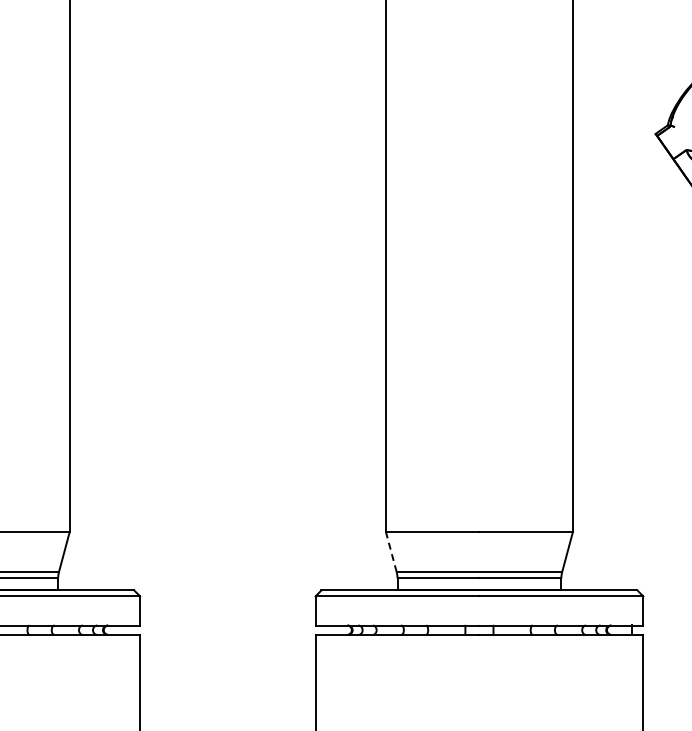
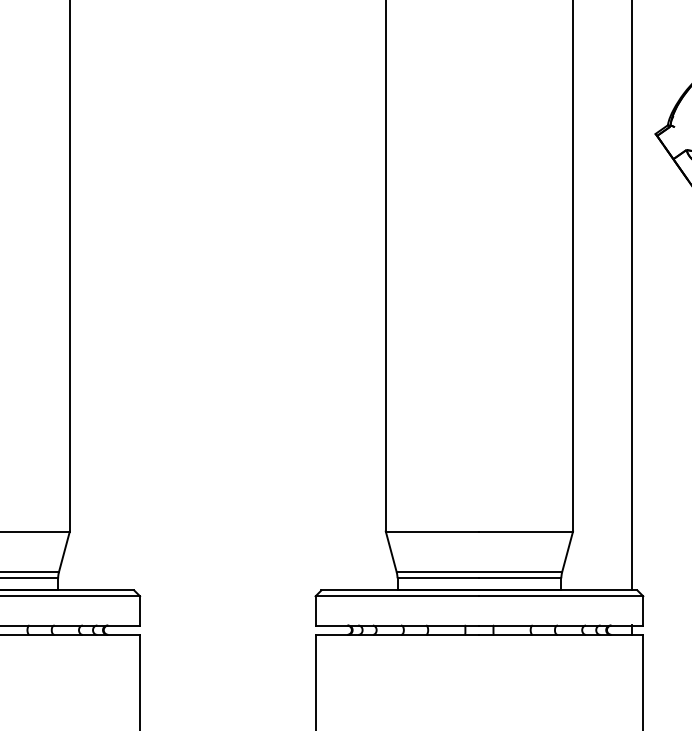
line: none -> present (631, 296)
line: dashed -> solid (391, 552)
